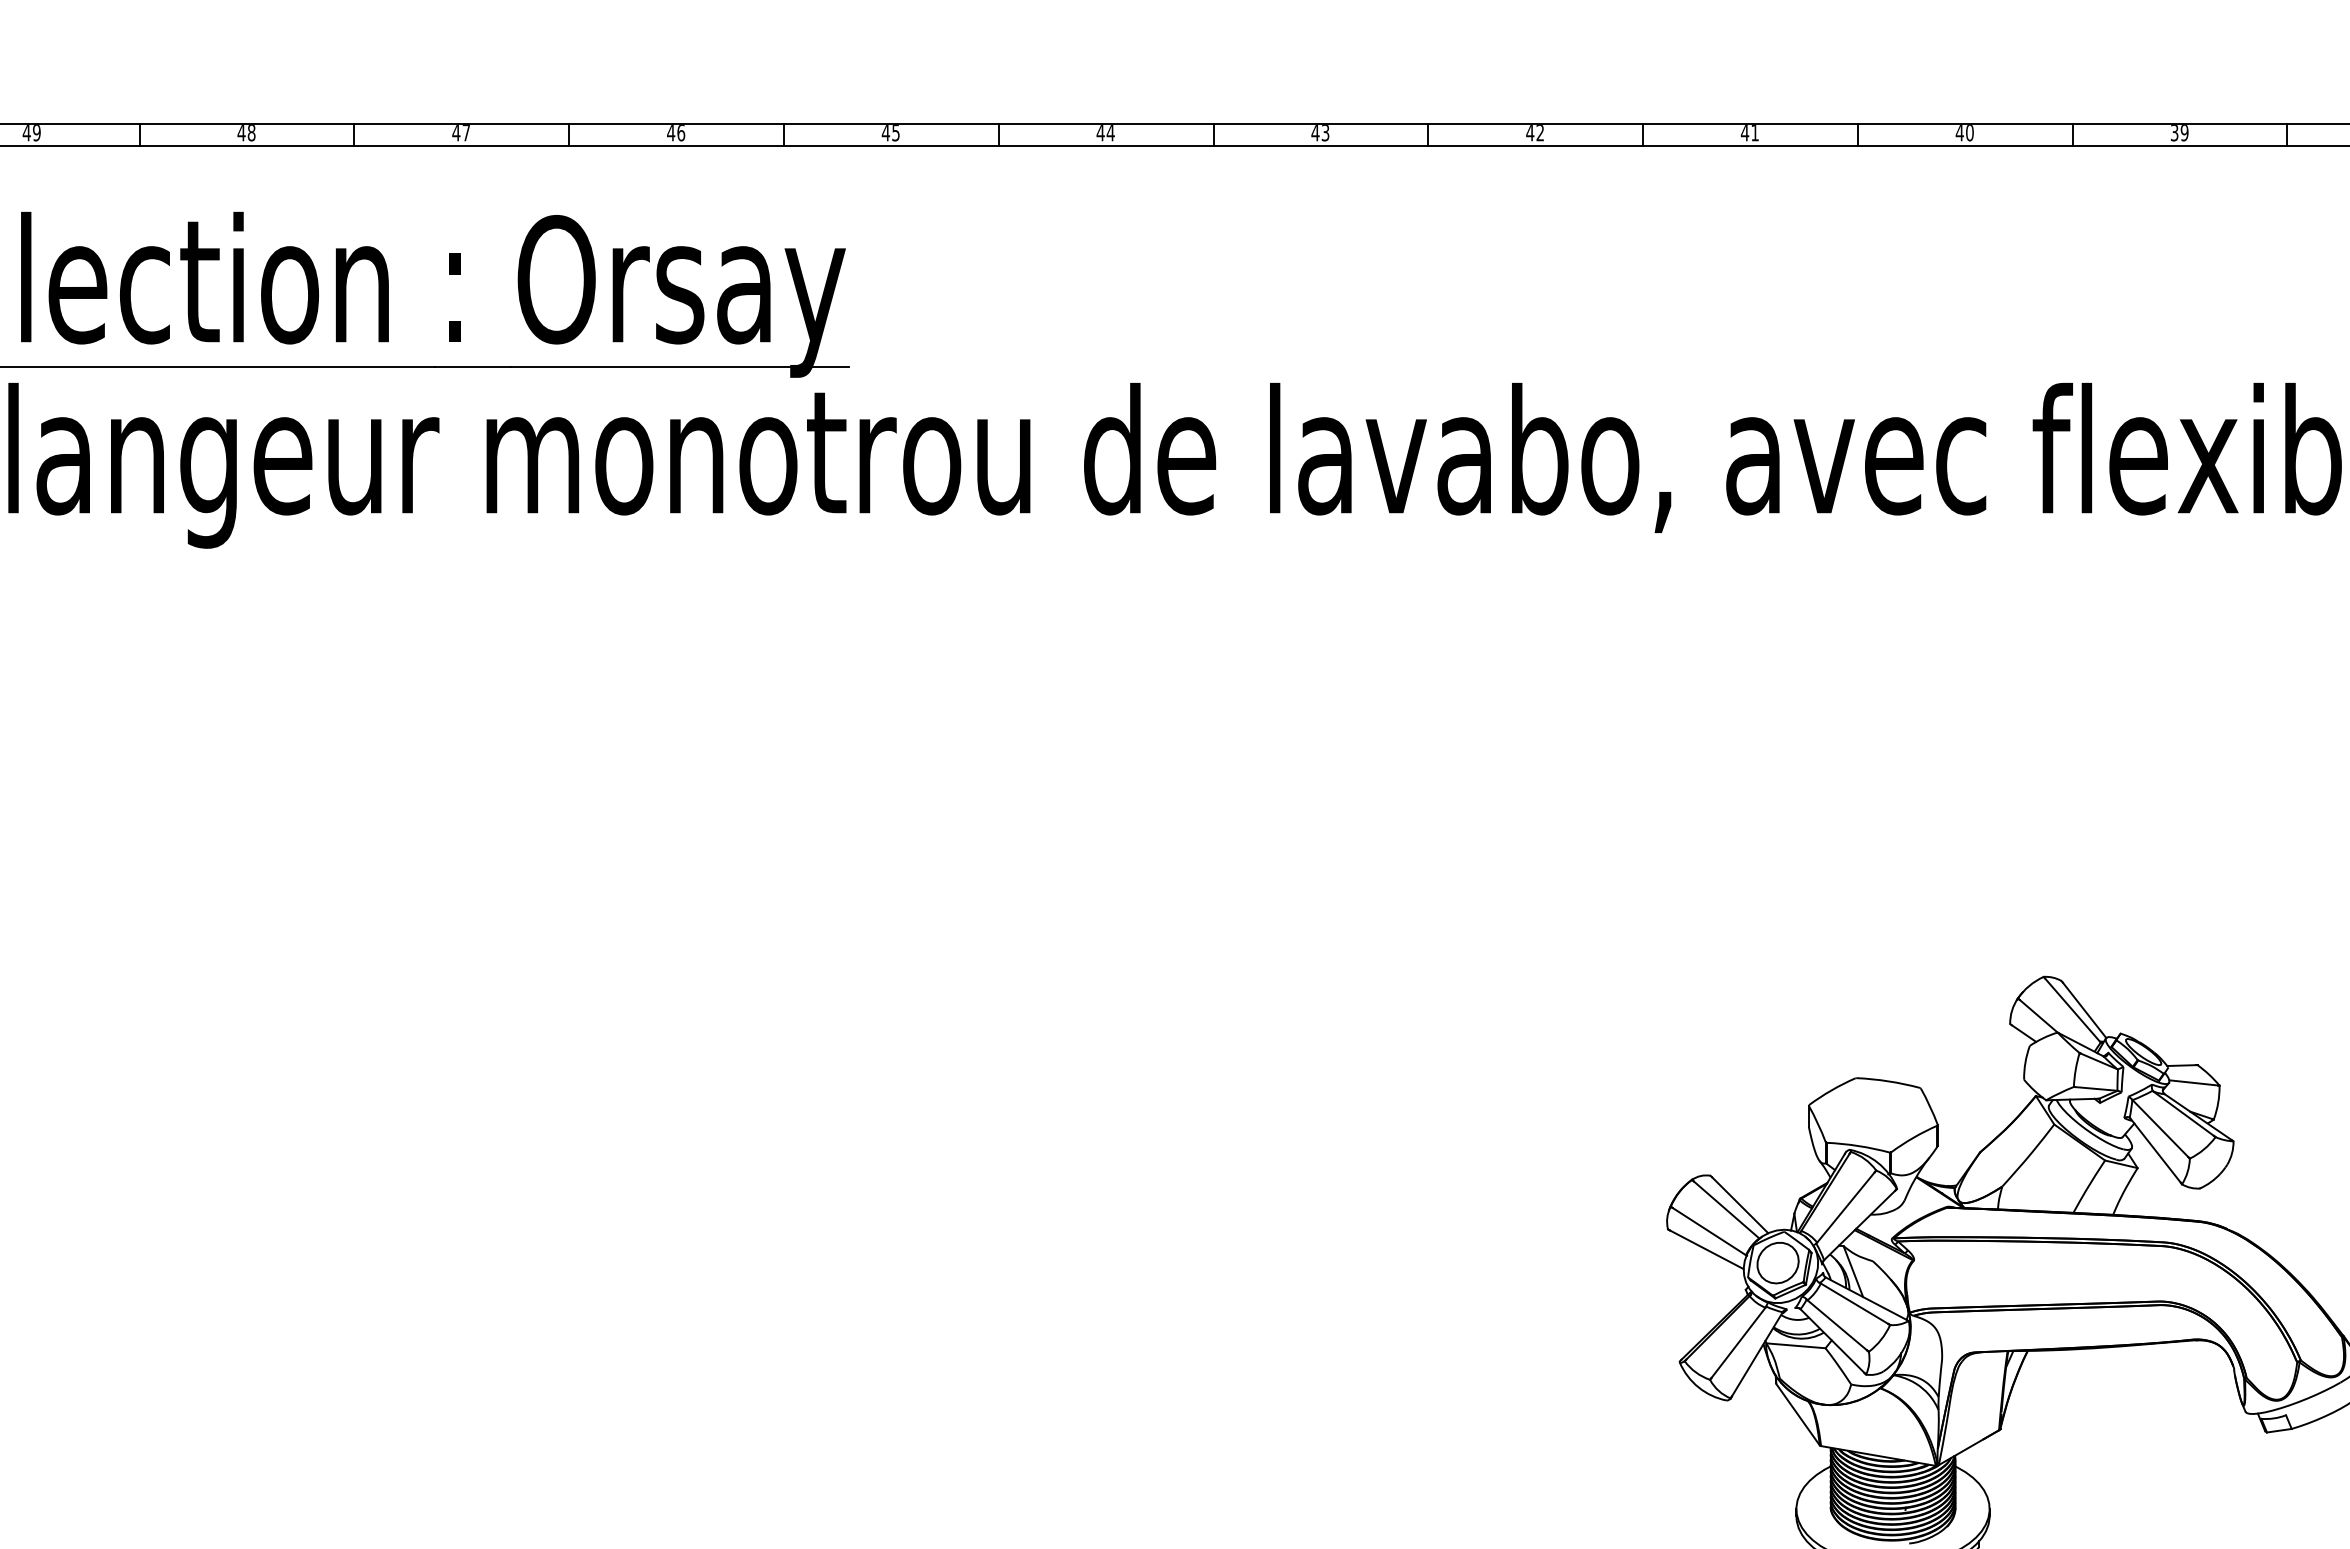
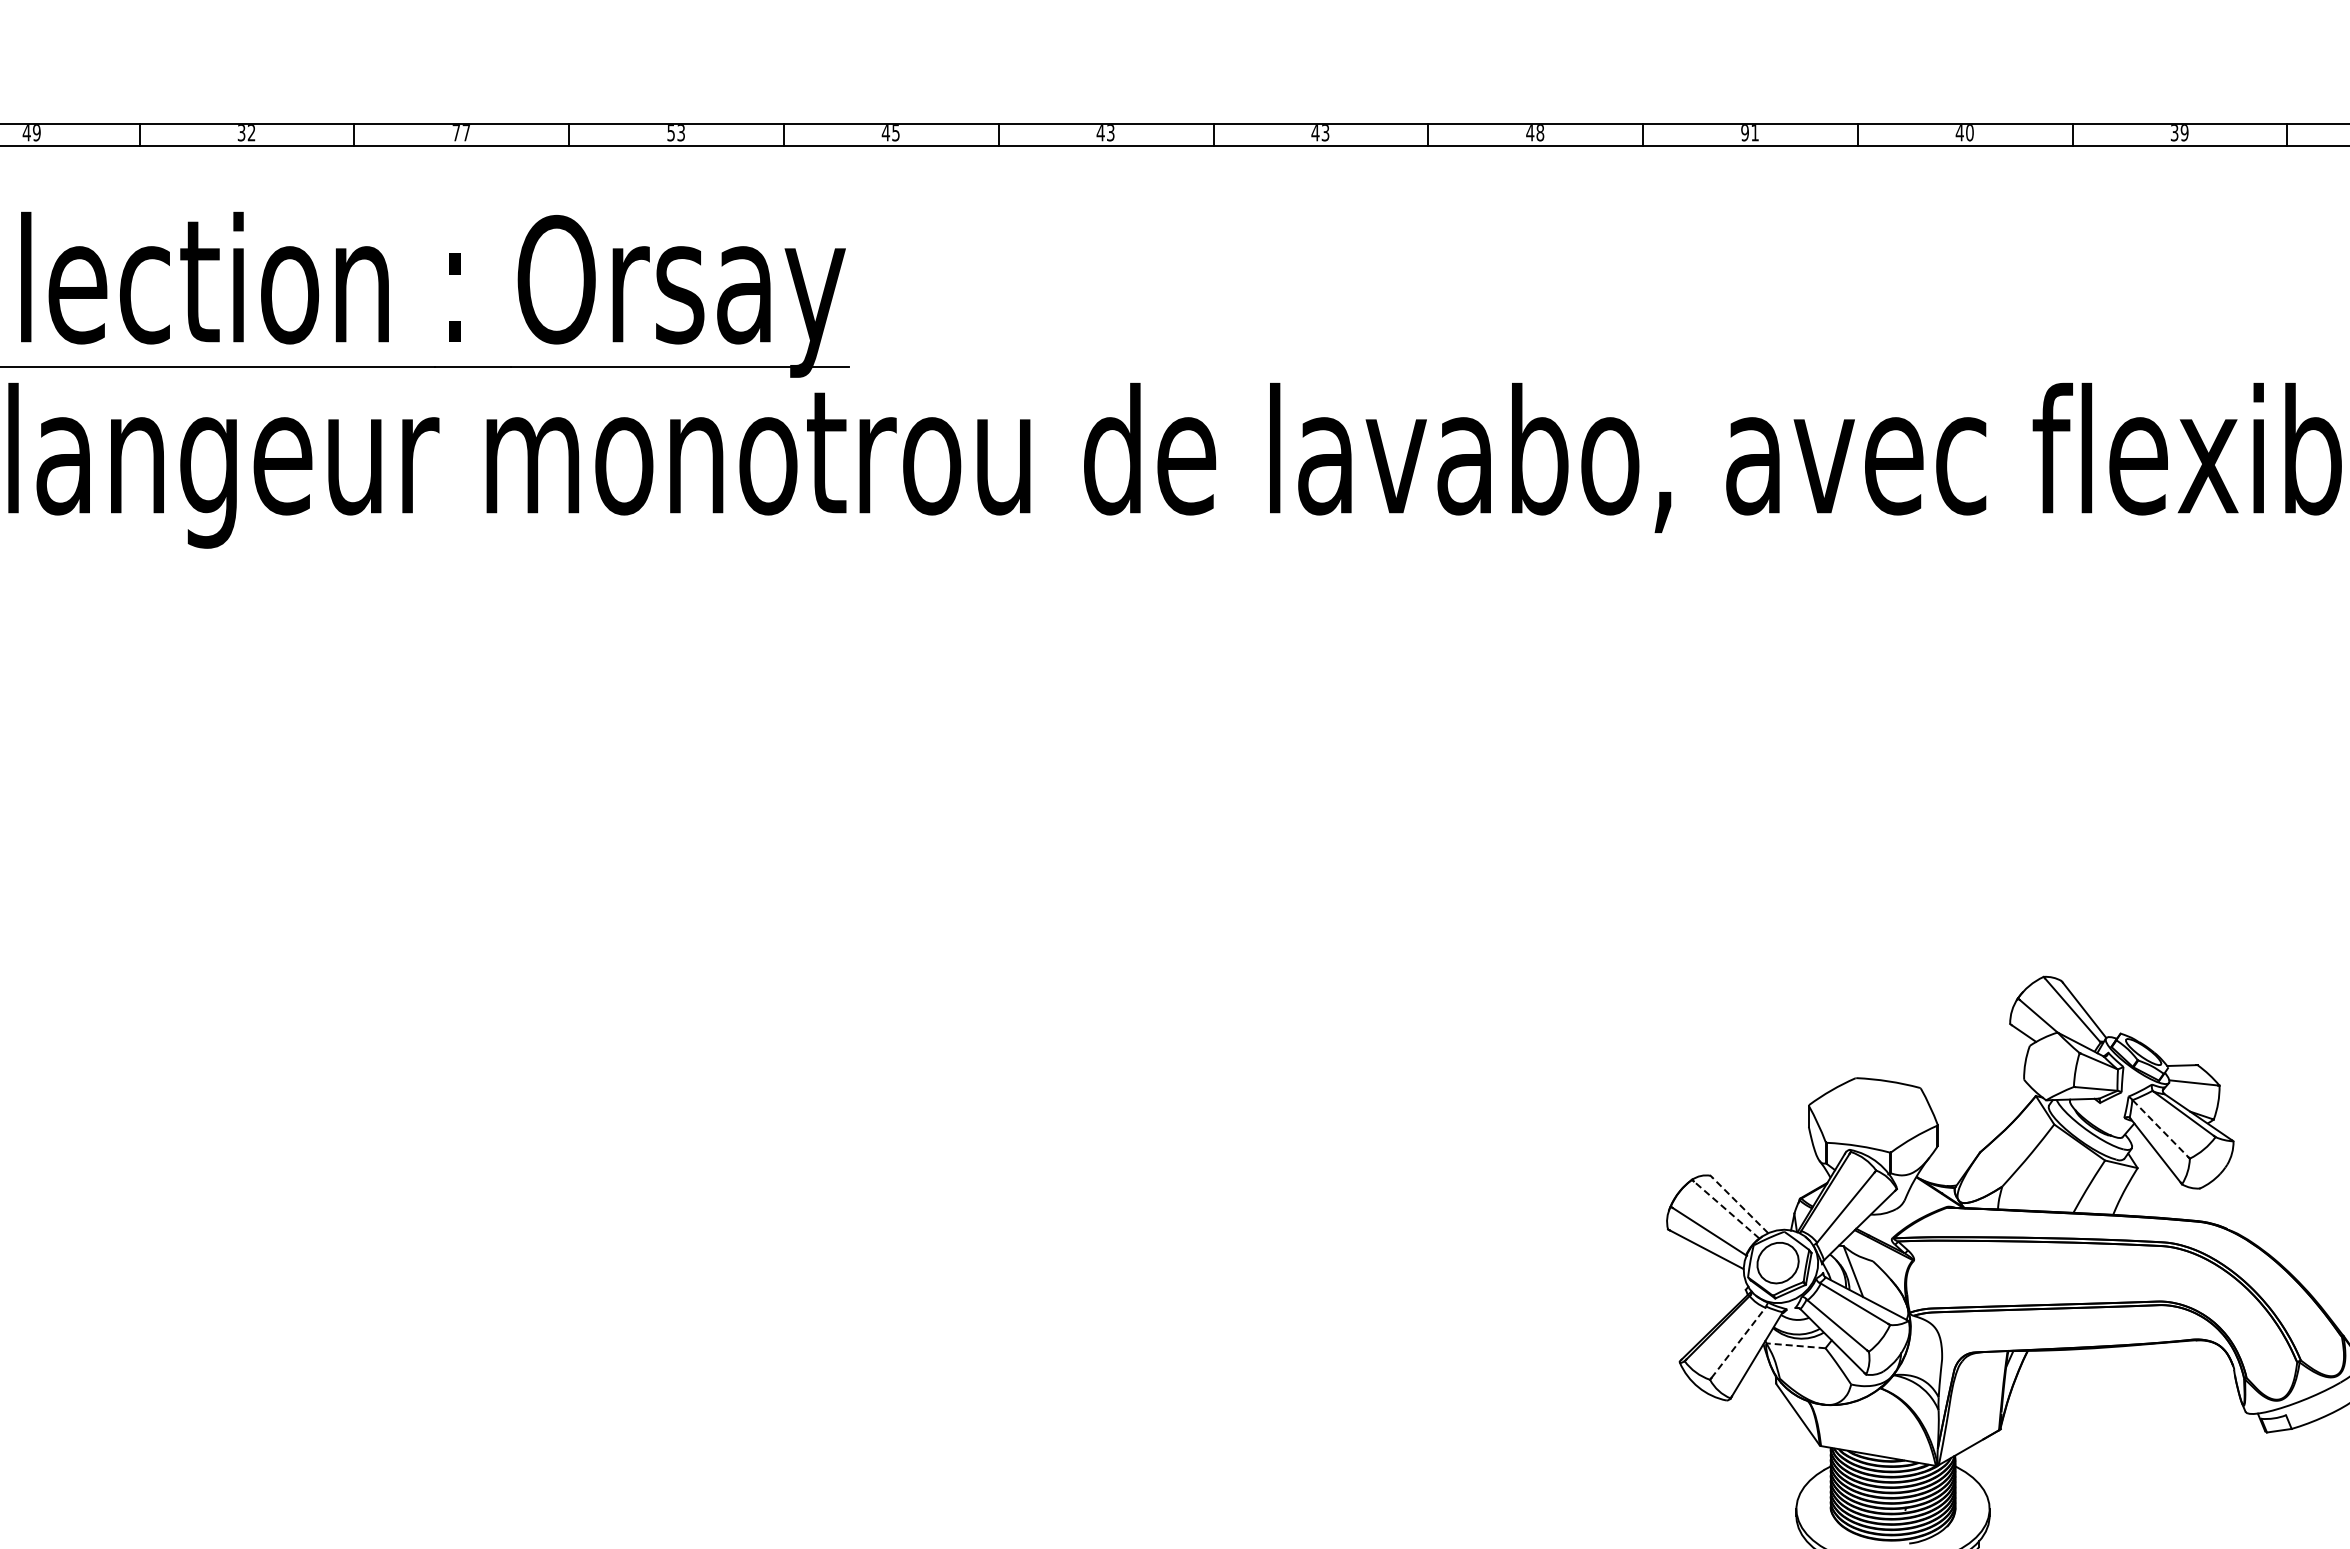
text: 48 -> 32 (246, 133)
text: 47 -> 77 (456, 133)
text: 46 -> 53 (676, 133)
text: 44 -> 43 (1110, 133)
text: 42 -> 48 (1540, 133)
text: 41 -> 91 (1744, 133)
line: solid -> dashed (2160, 1129)
line: solid -> dashed (1740, 1205)
line: solid -> dashed (1726, 1209)
line: solid -> dashed (1738, 1342)
line: solid -> dashed (1795, 1345)
